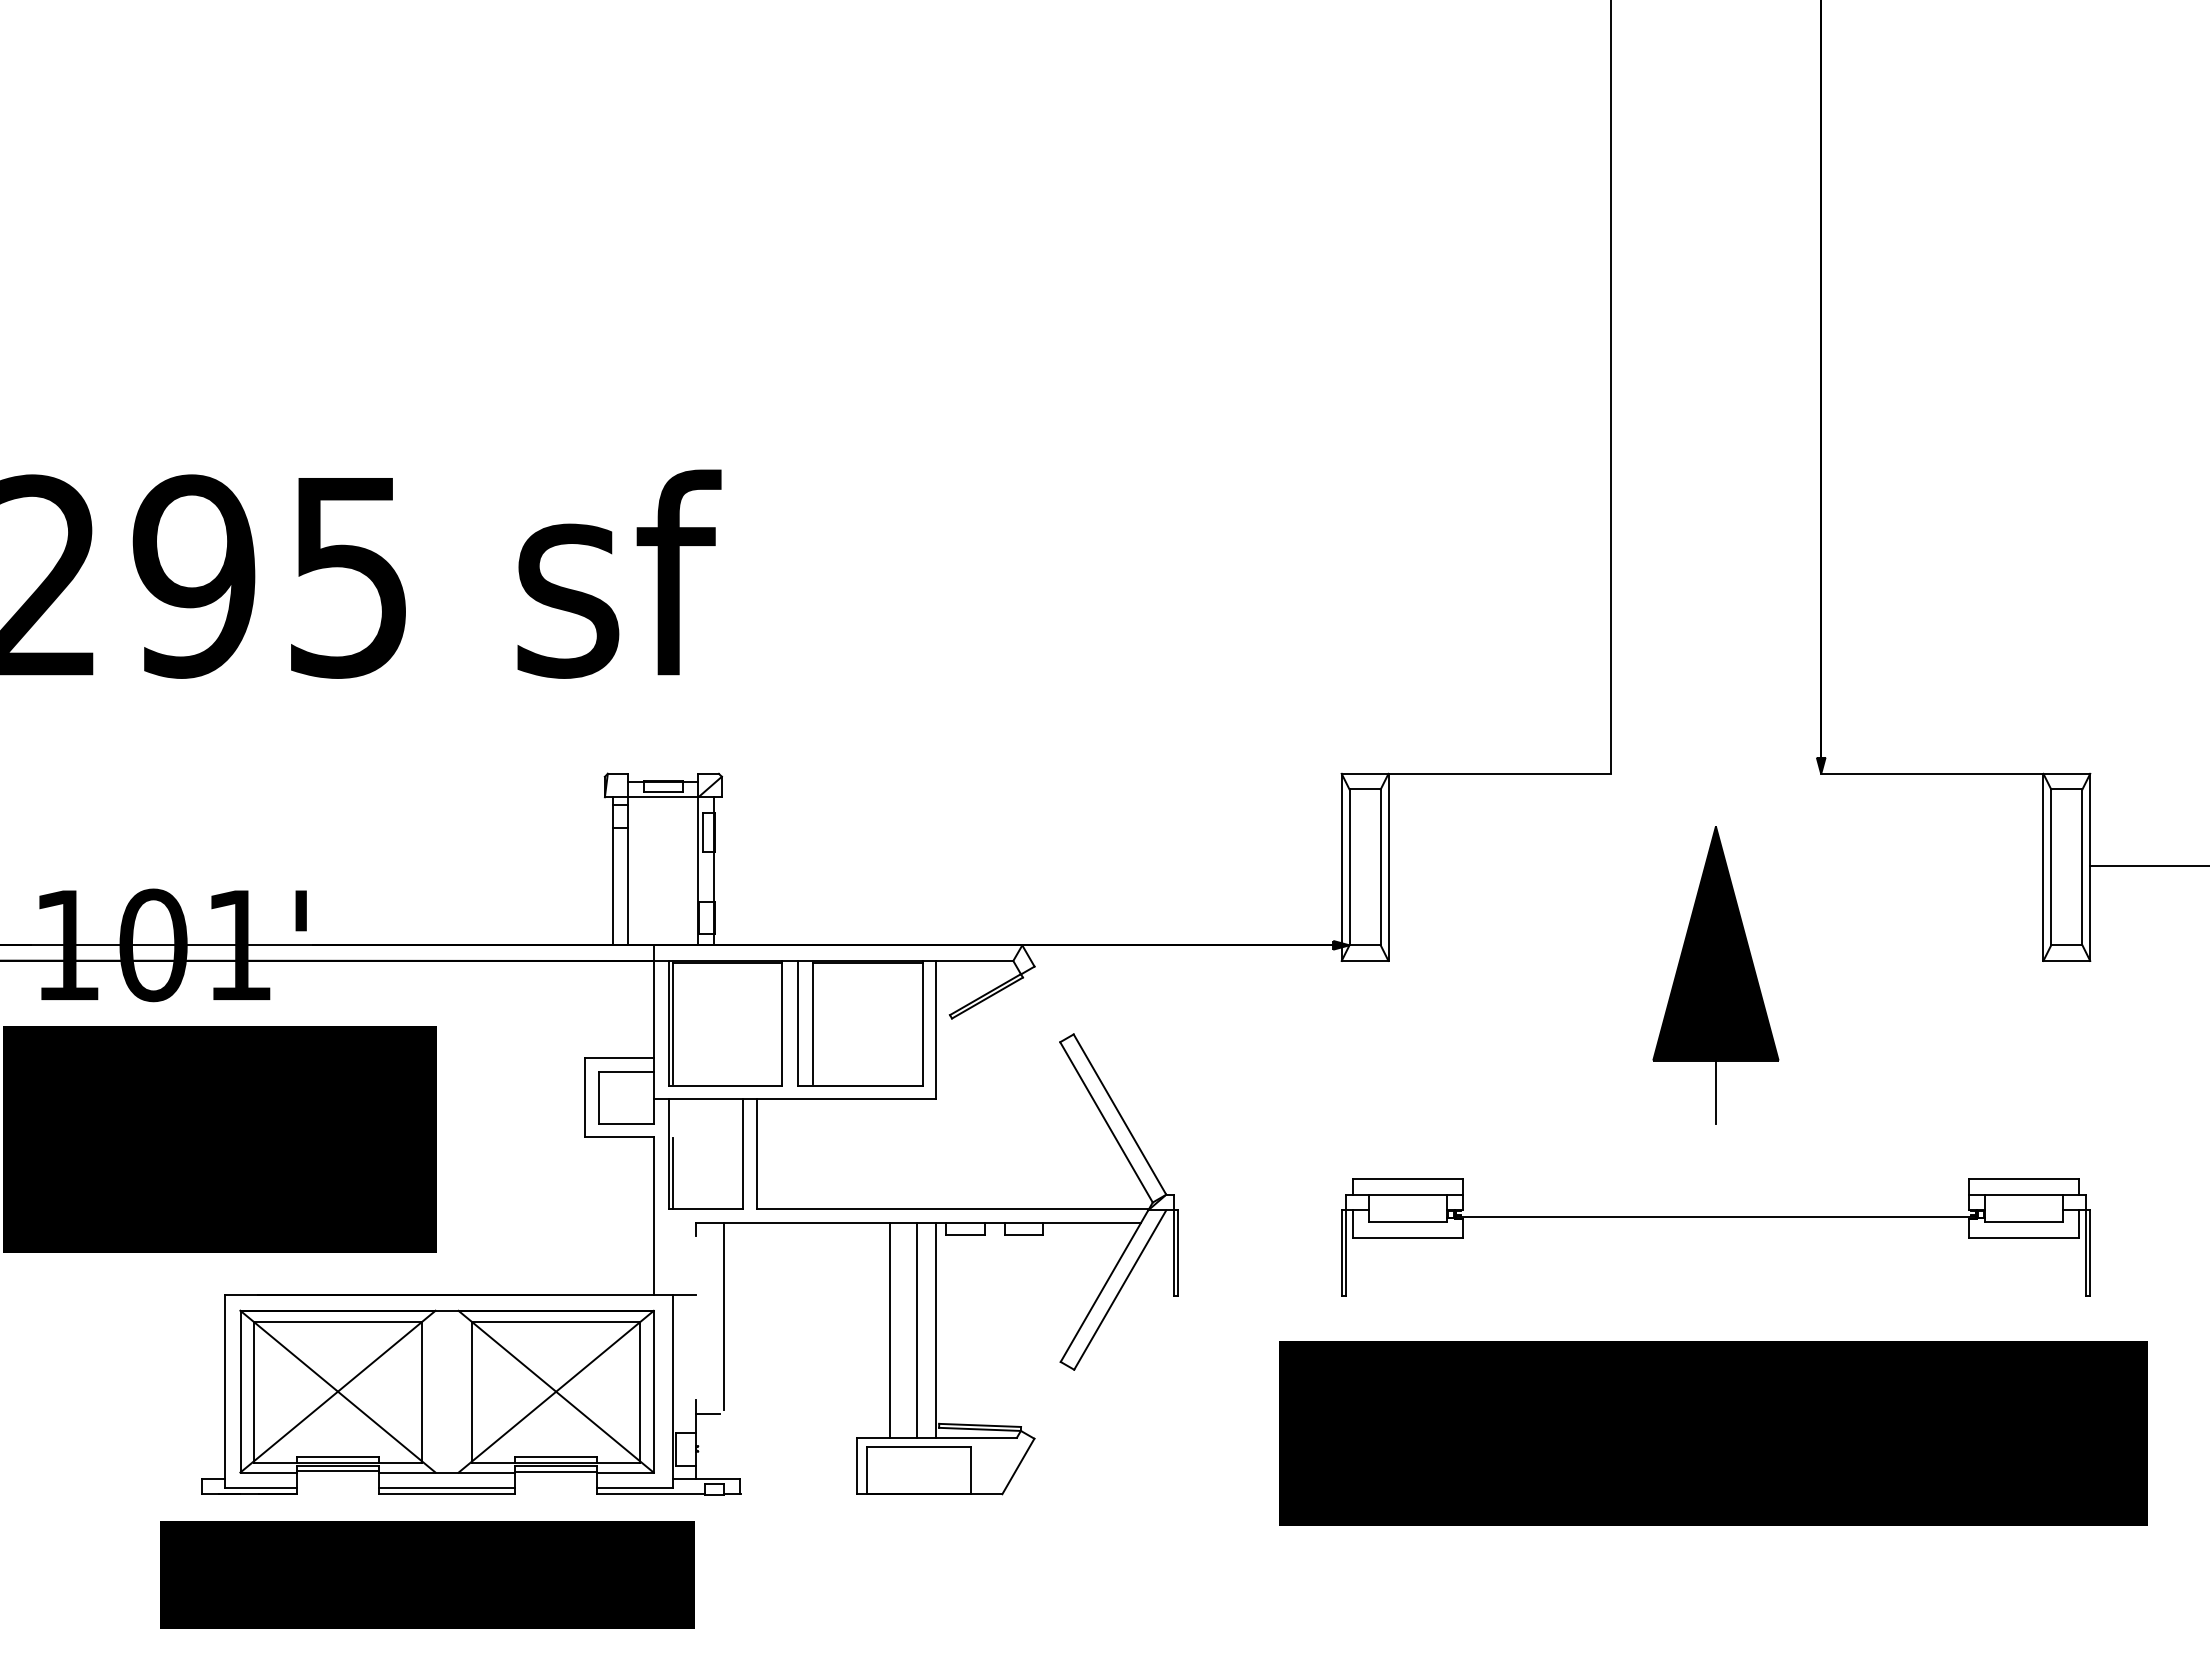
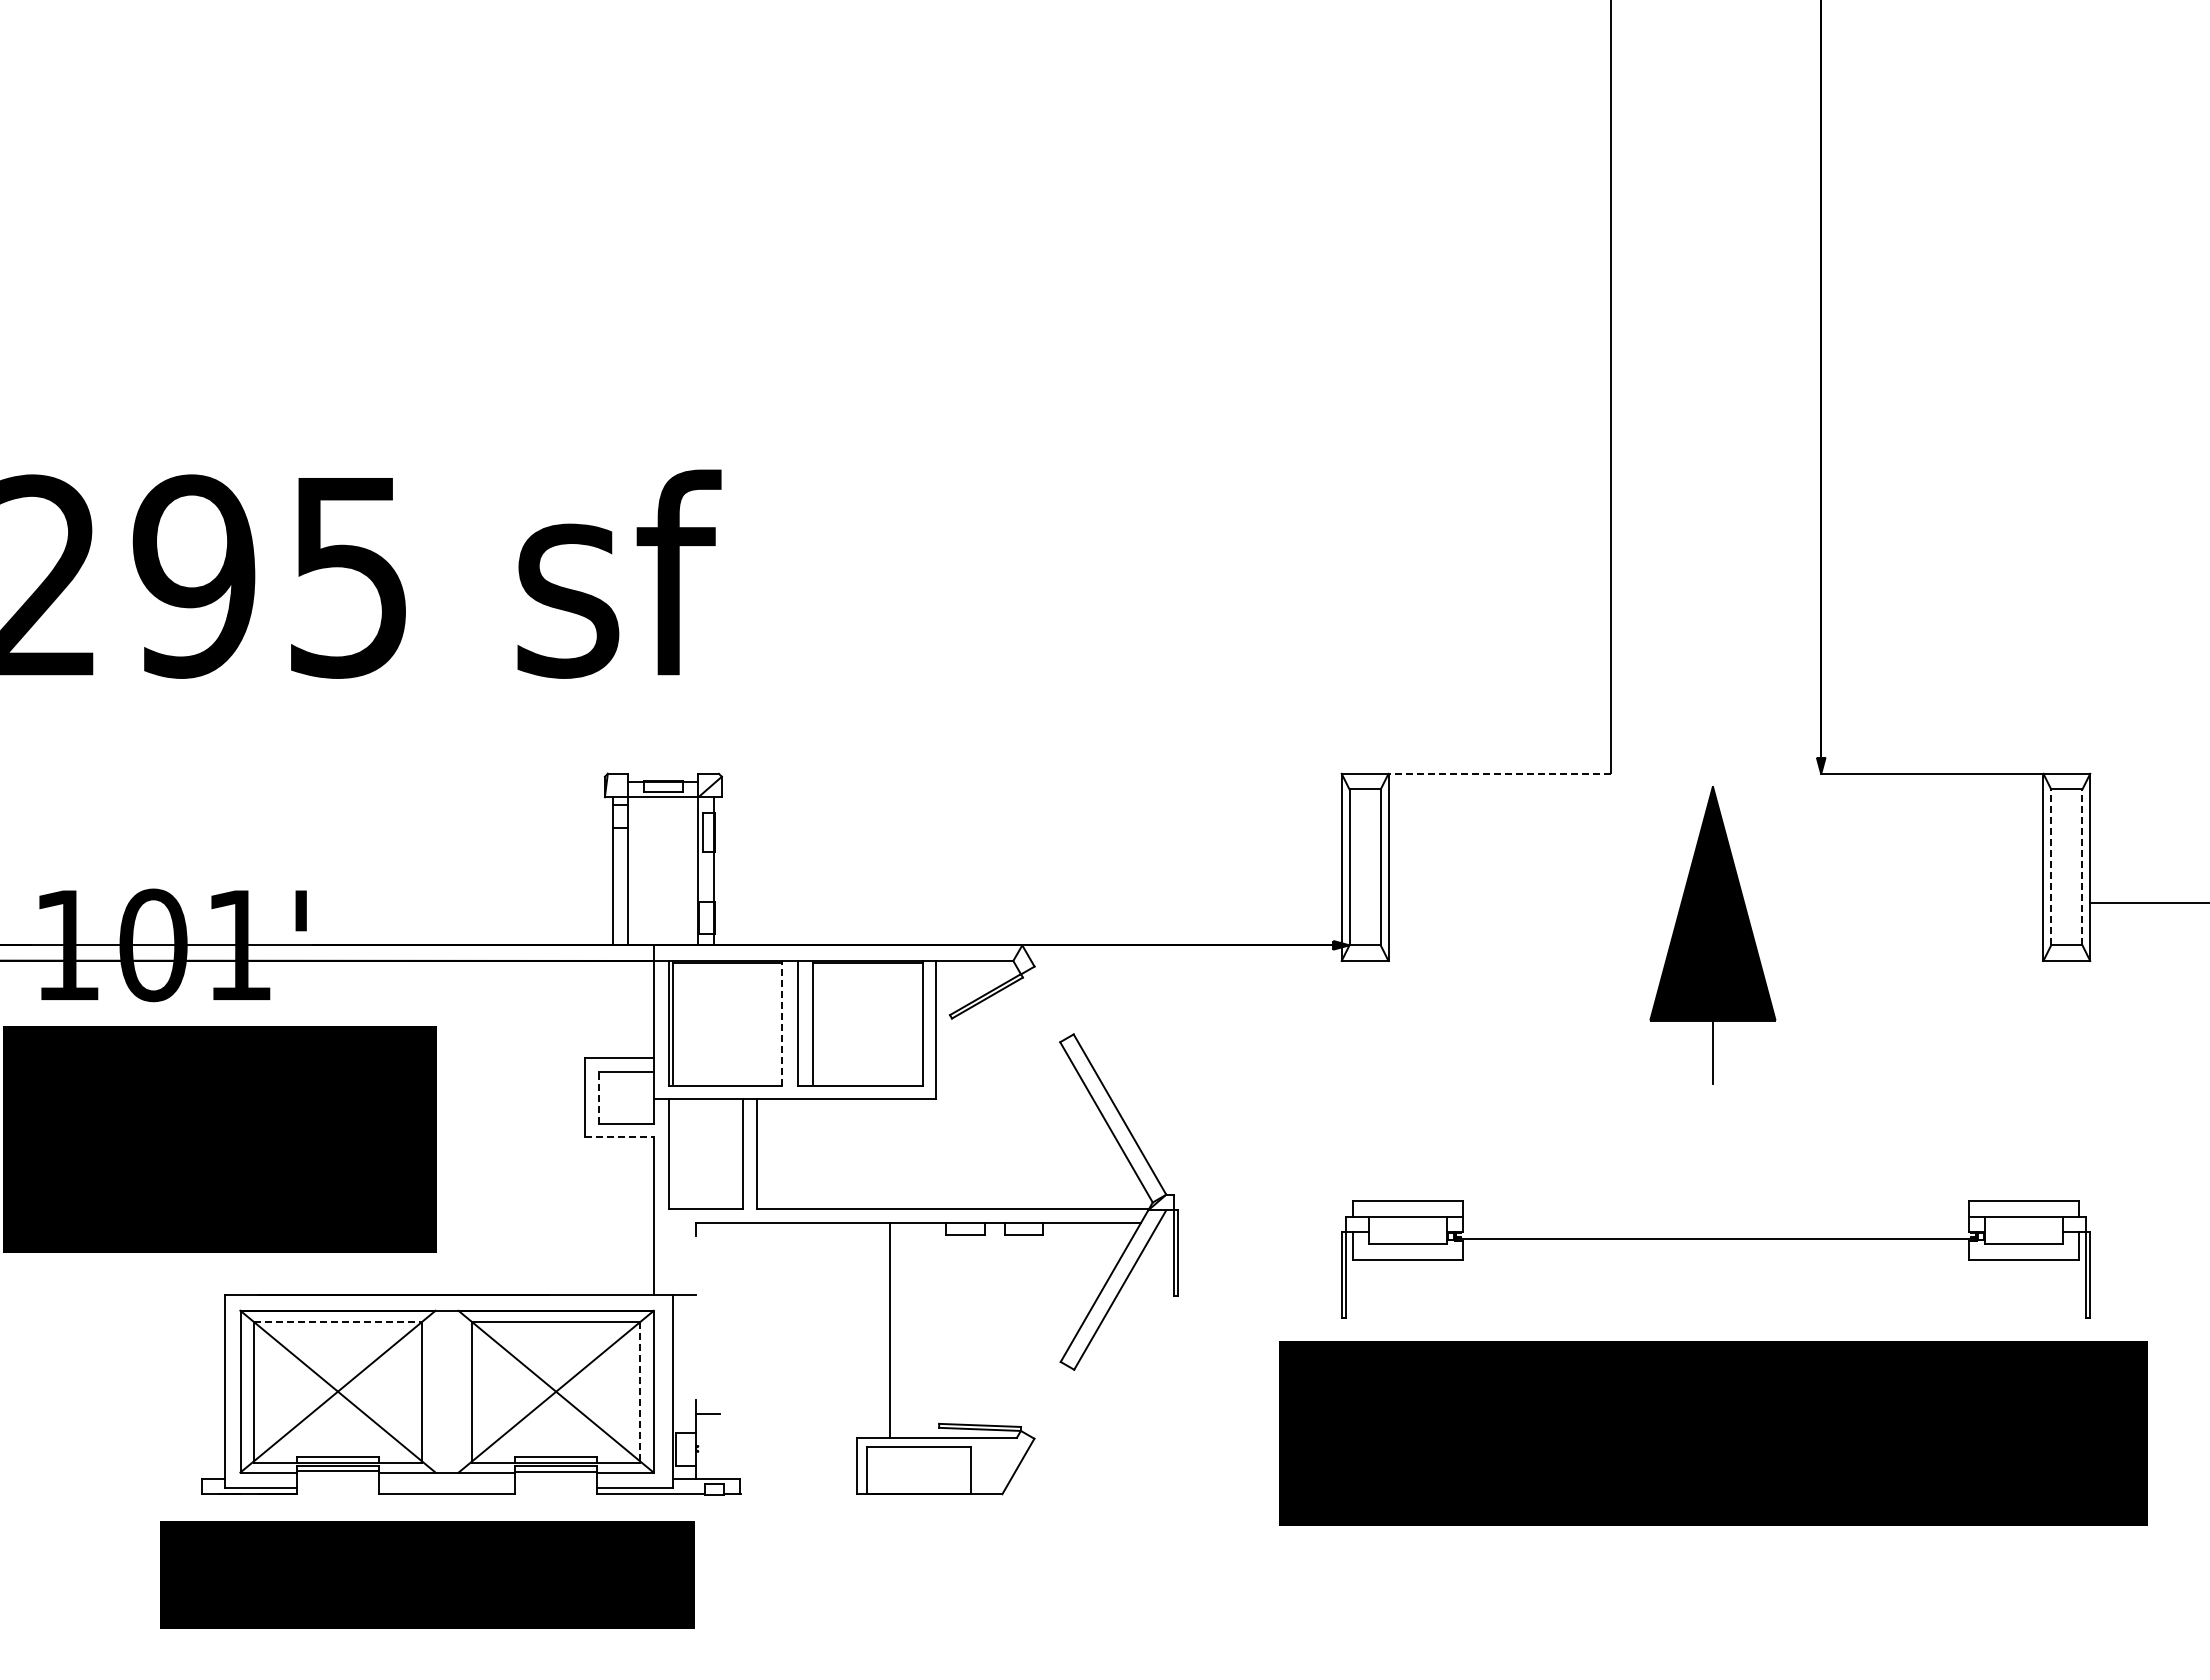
line: solid -> dashed (1499, 773)
line position: (2148, 866) -> (2148, 903) (2148, 903)
line: solid -> dashed (2051, 867)
line: solid -> dashed (2082, 867)
part position: (1715, 975) -> (1712, 935) (1712, 935)
line: solid -> dashed (782, 1022)
line: solid -> dashed (599, 1097)
line: solid -> dashed (620, 1137)
line: present -> none (673, 1173)
part position: (1715, 1217) -> (1715, 1239) (1715, 1239)
line: present -> none (723, 1316)
line: solid -> dashed (337, 1322)
line: present -> none (916, 1330)
line: present -> none (936, 1330)
line: solid -> dashed (640, 1393)
line: present -> none (446, 1488)
